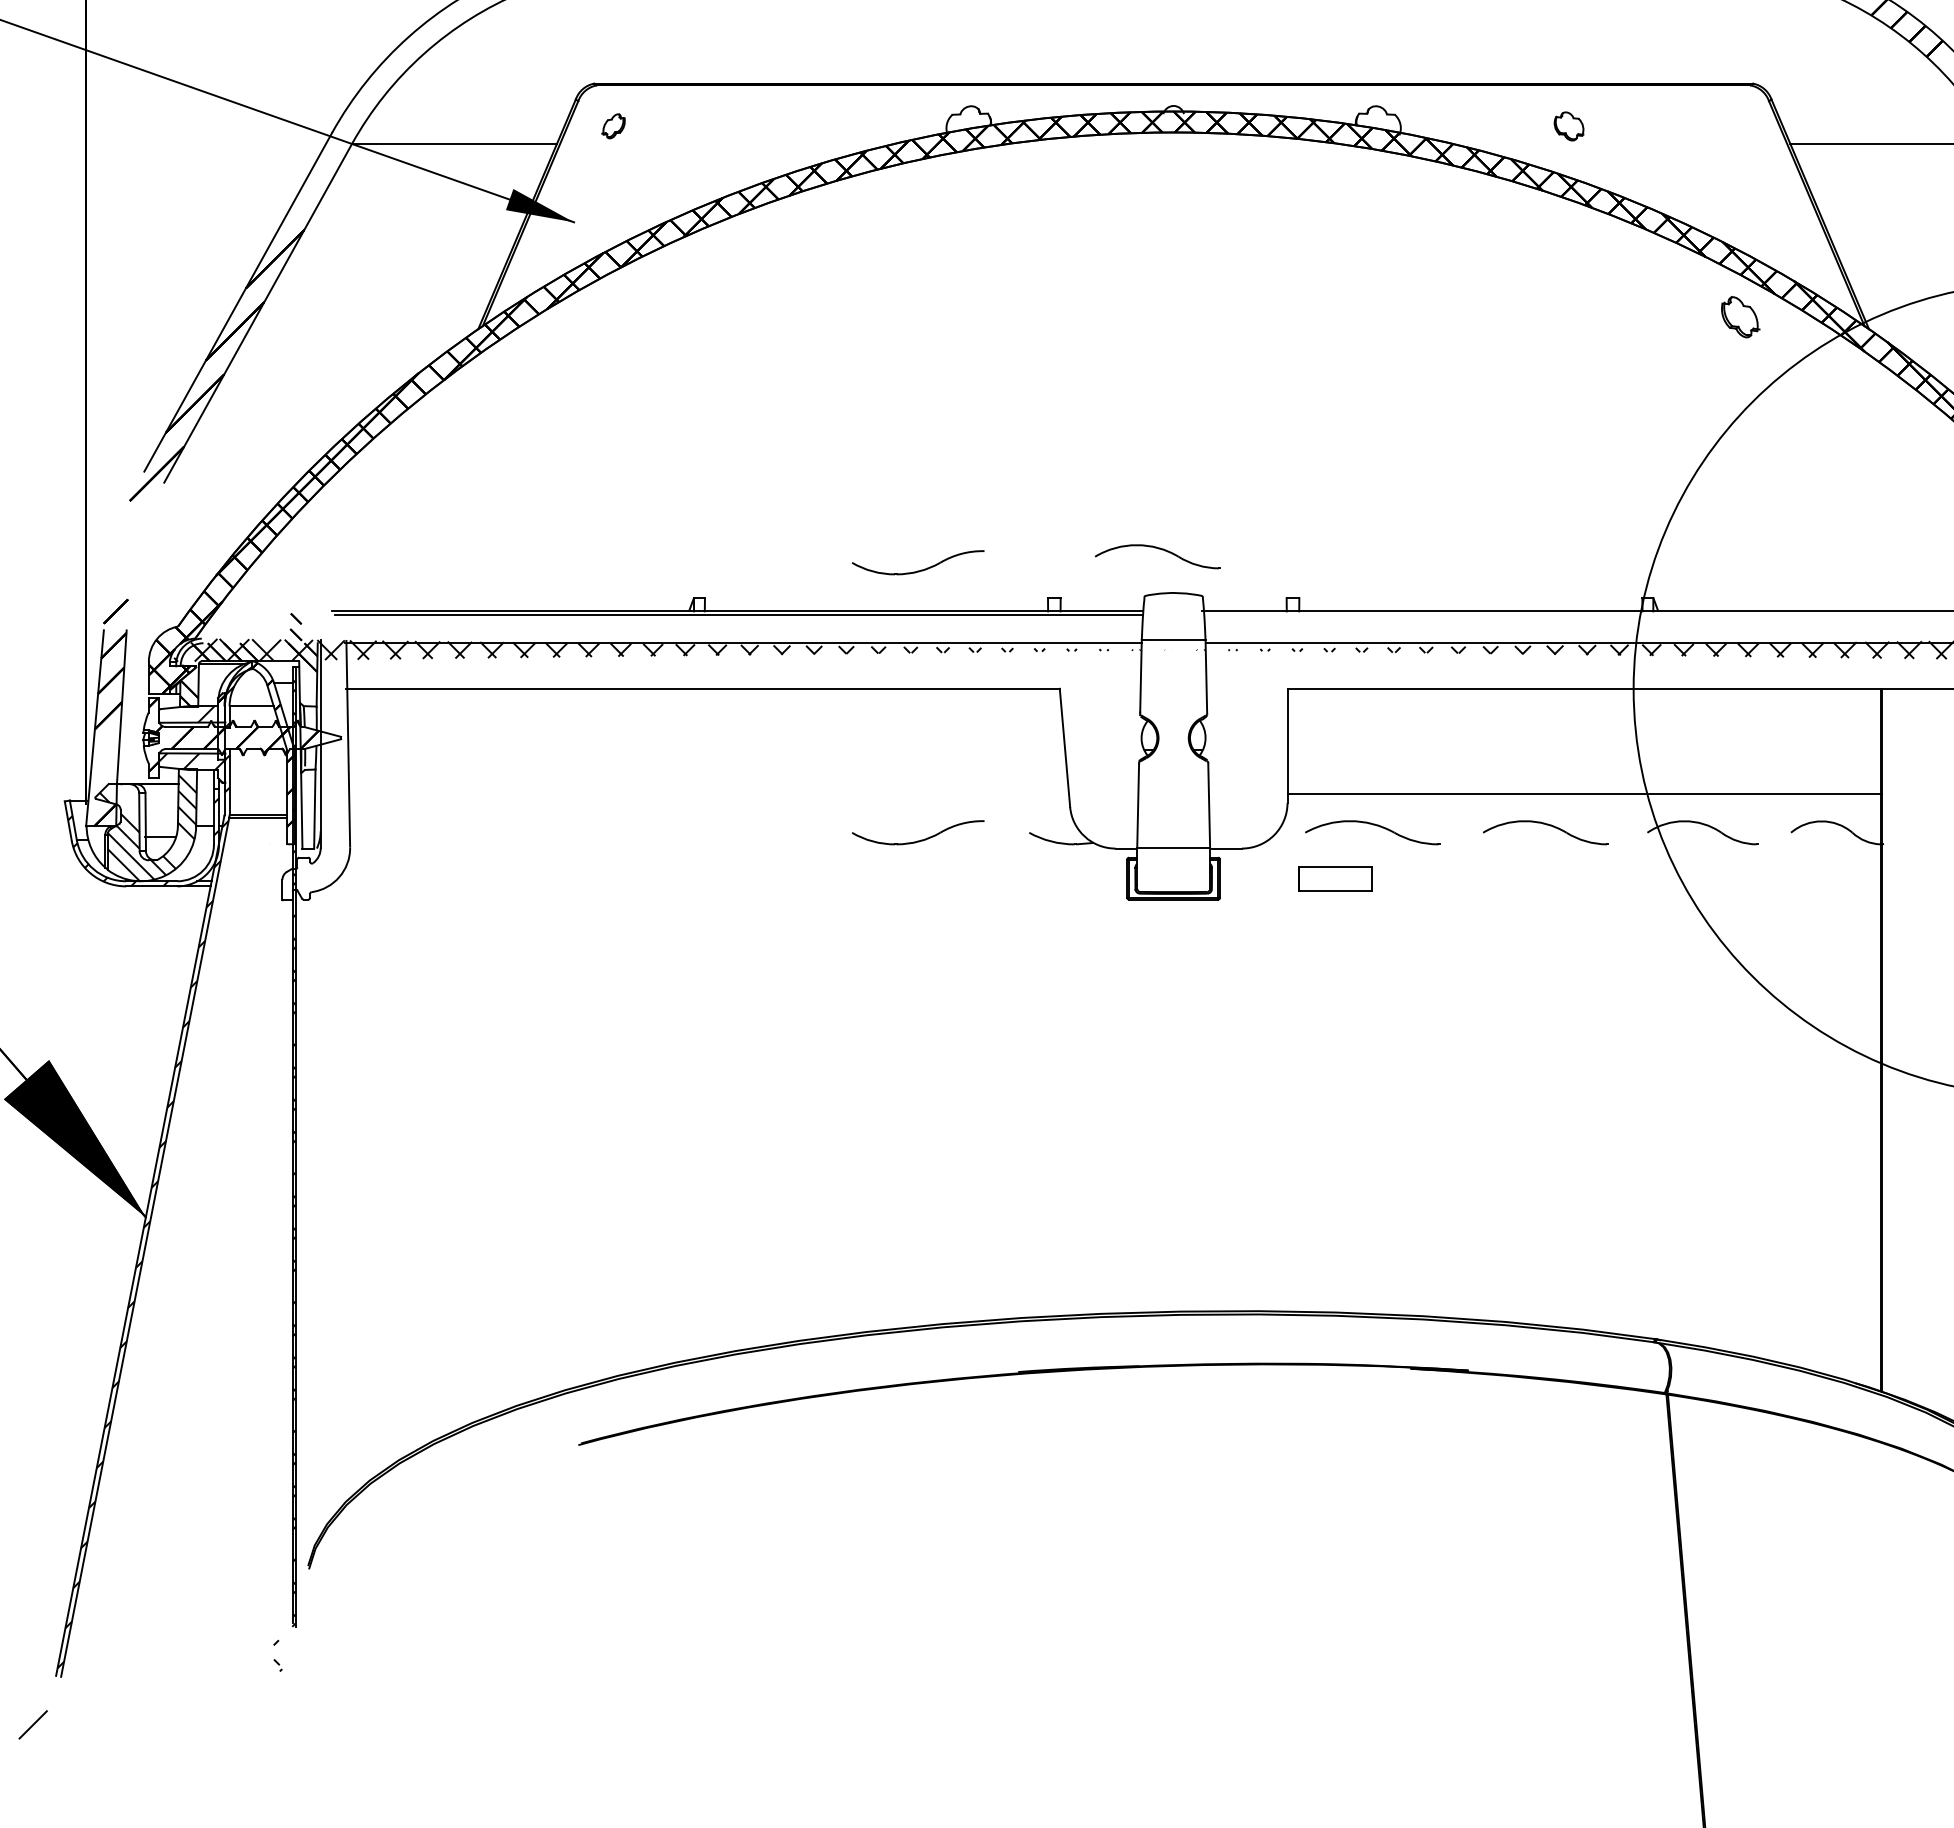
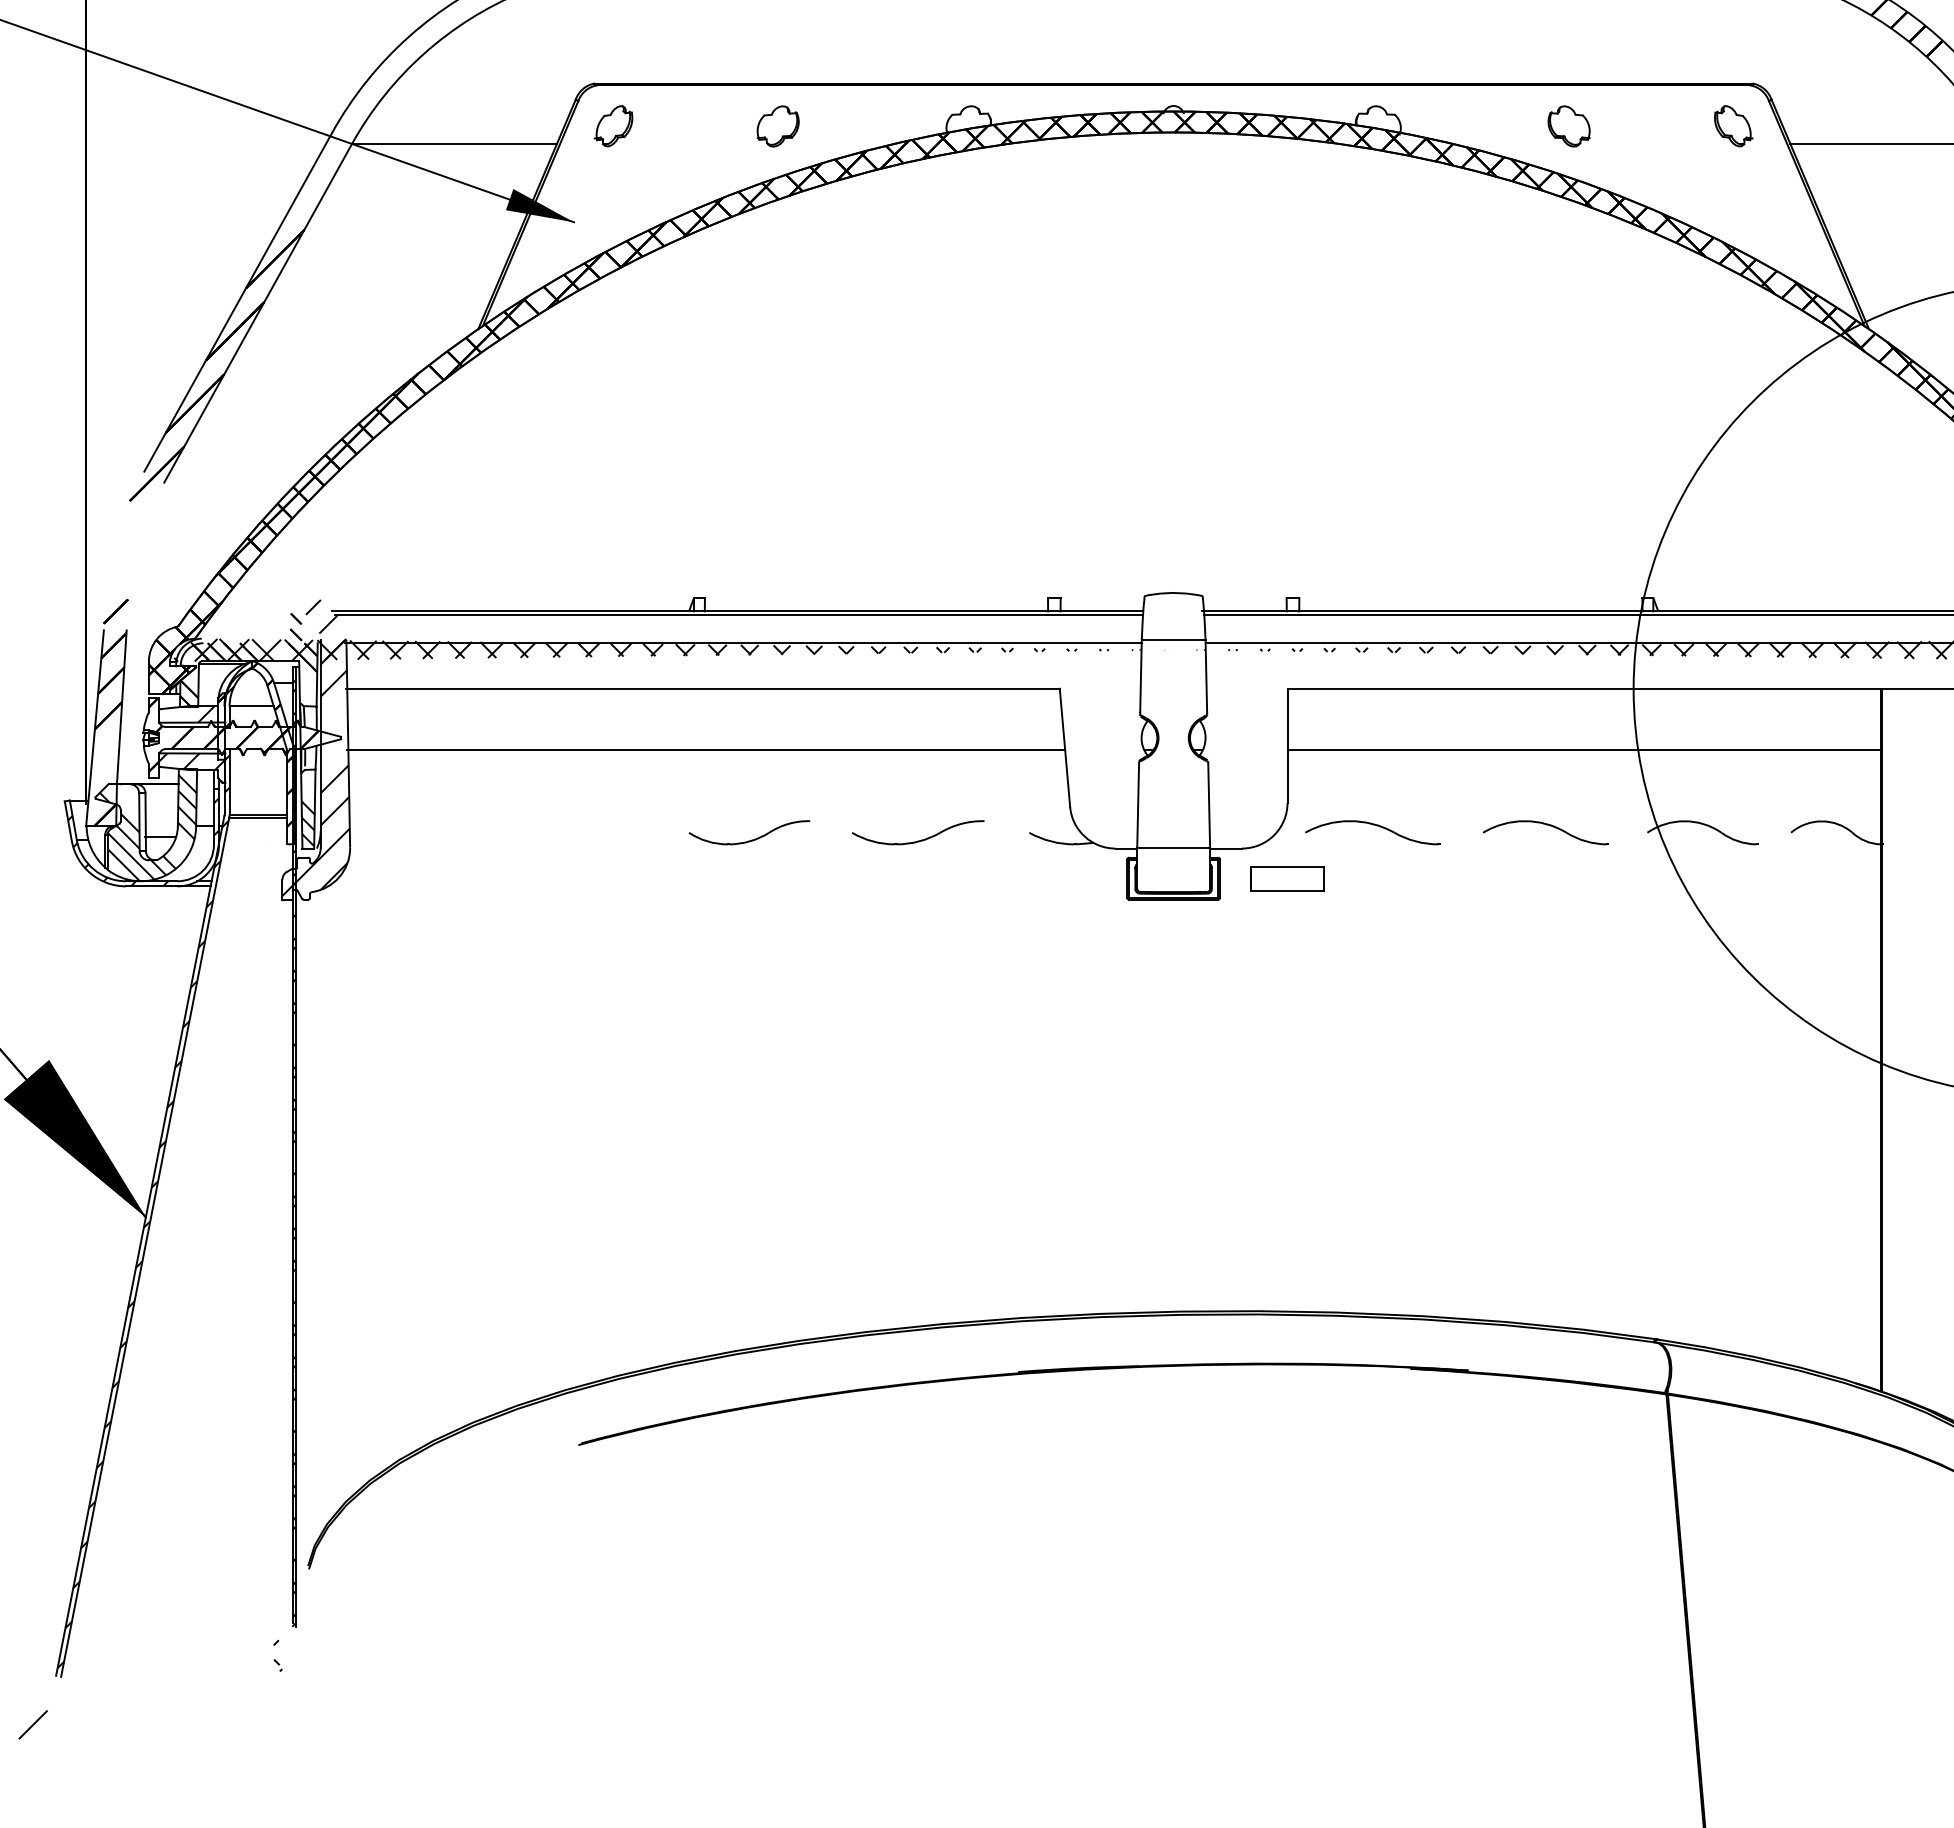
part size: 25x27 px -> 41x43 px (613, 126)
part: none -> present (777, 126)
part size: 32x31 px -> 44x43 px (1568, 126)
part position: (1740, 317) -> (1733, 126) (1733, 126)
part: present -> none (1158, 549)
part: present -> none (917, 570)
line: none -> present (1577, 614)
hatch: none -> present (315, 747)
line: none -> present (706, 749)
line position: (1584, 793) -> (1584, 749) (1584, 749)
hatch: none -> present (307, 823)
part: none -> present (751, 839)
part position: (1335, 878) -> (1287, 878) (1287, 878)
